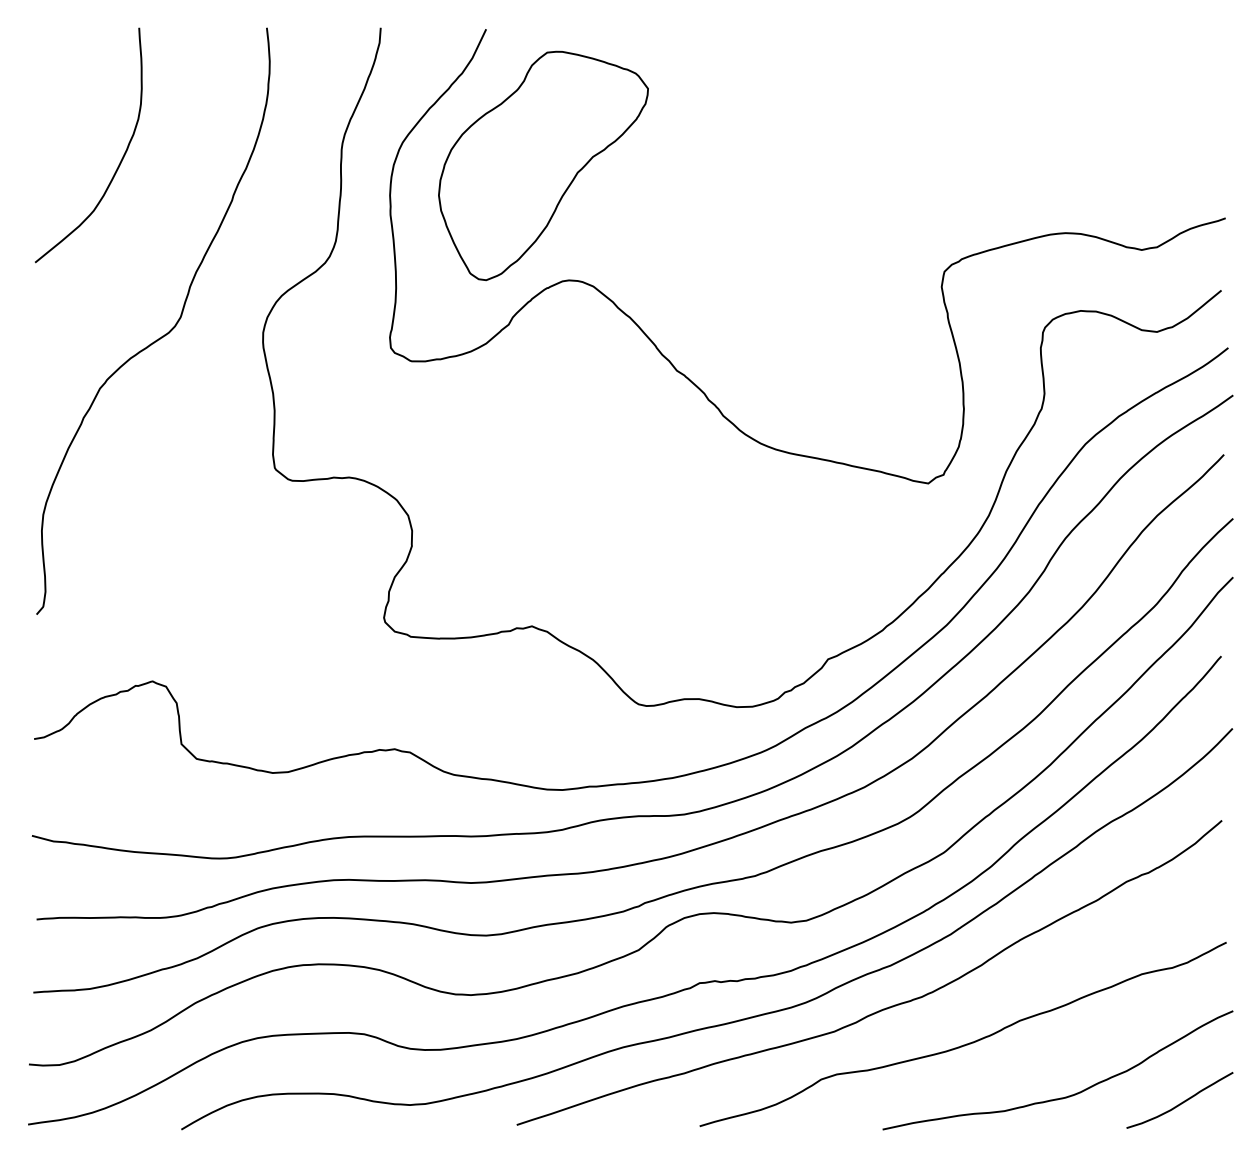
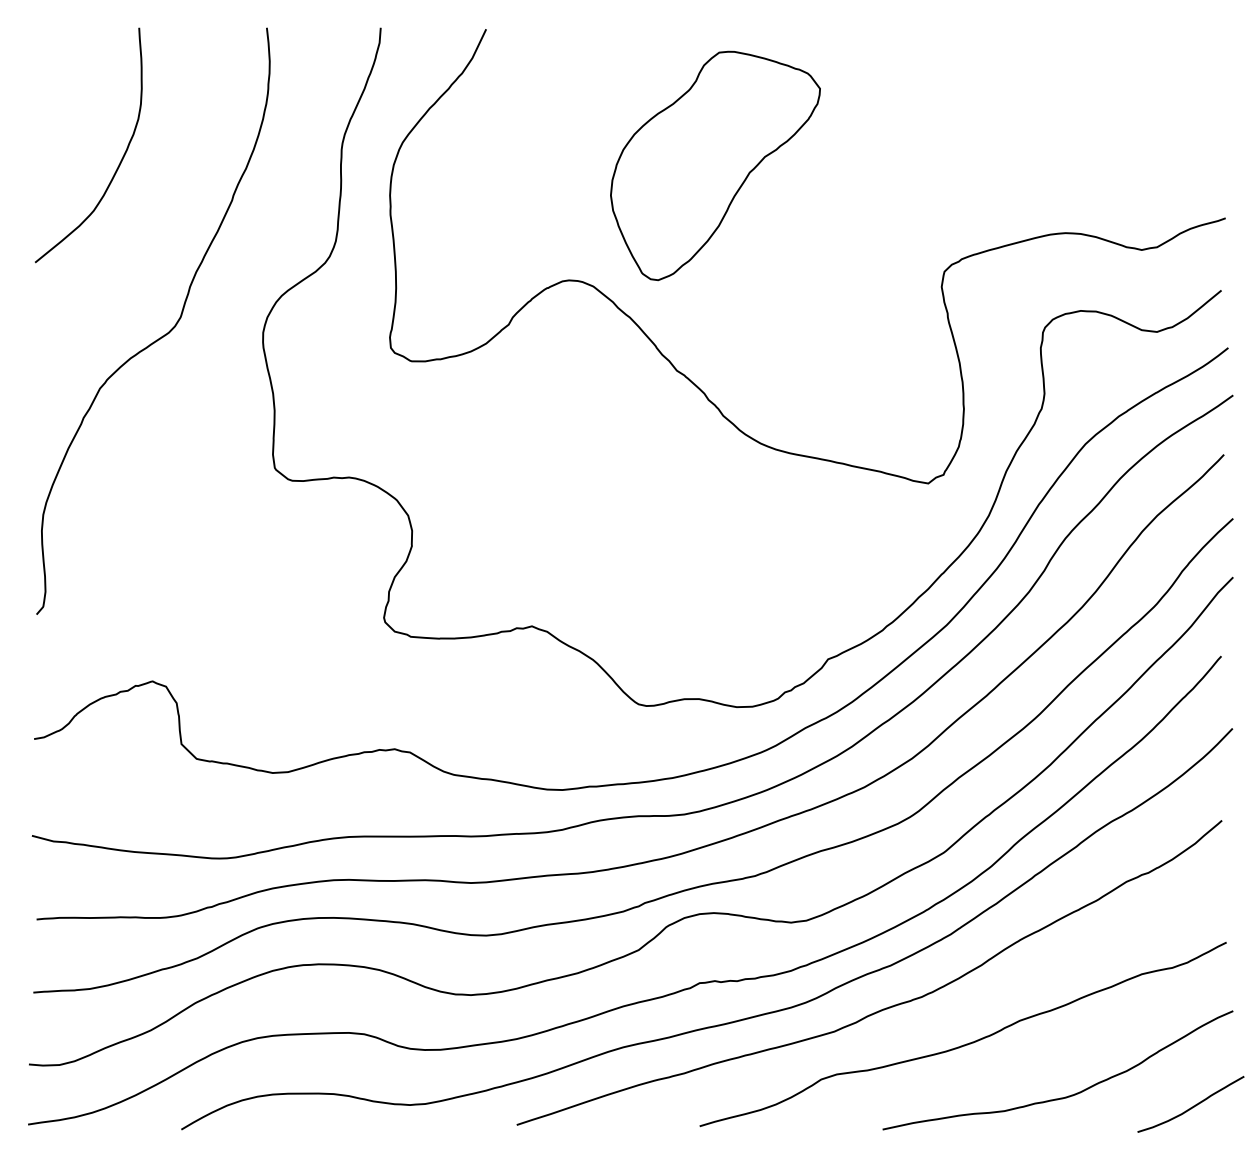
part position: (543, 165) -> (715, 165) (715, 165)
curve position: (1181, 1102) -> (1192, 1106) (1192, 1106)
